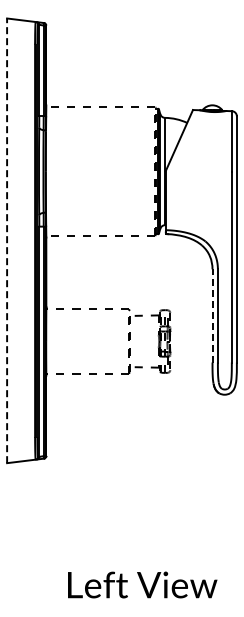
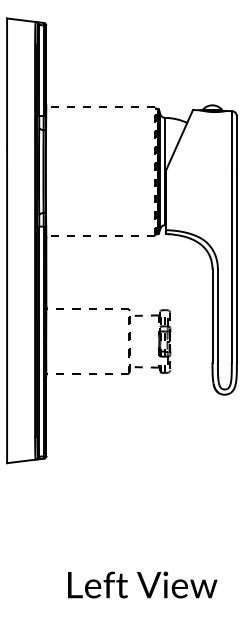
line: dashed -> solid (7, 240)
line: dashed -> solid (212, 315)
